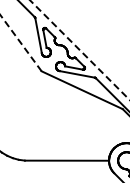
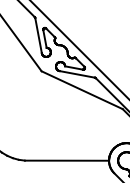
line: dashed -> solid (21, 43)
line: dashed -> solid (80, 50)
